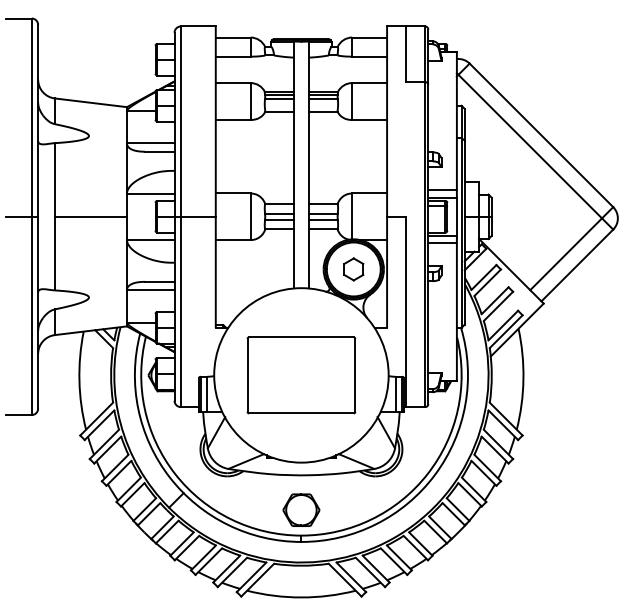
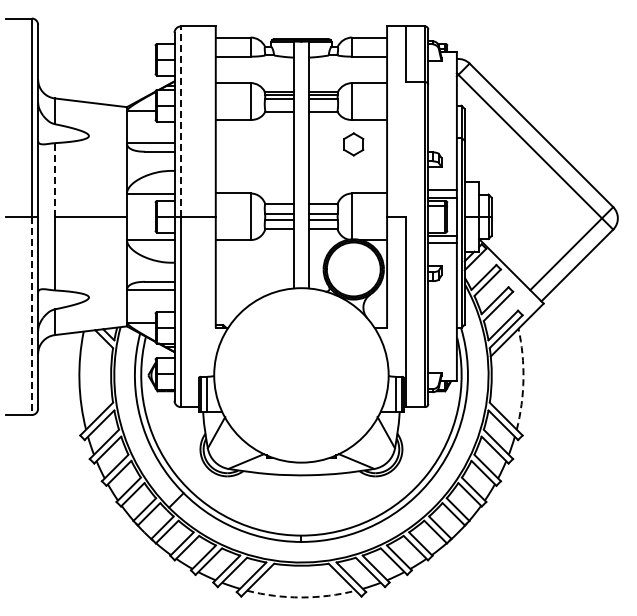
line: solid -> dashed (180, 121)
line: solid -> dashed (54, 179)
part position: (353, 269) -> (353, 144) (353, 144)
line: solid -> dashed (31, 316)
part: present -> none (301, 375)
arc: solid -> dashed (523, 379)
part: present -> none (301, 509)
arc: solid -> dashed (301, 597)
